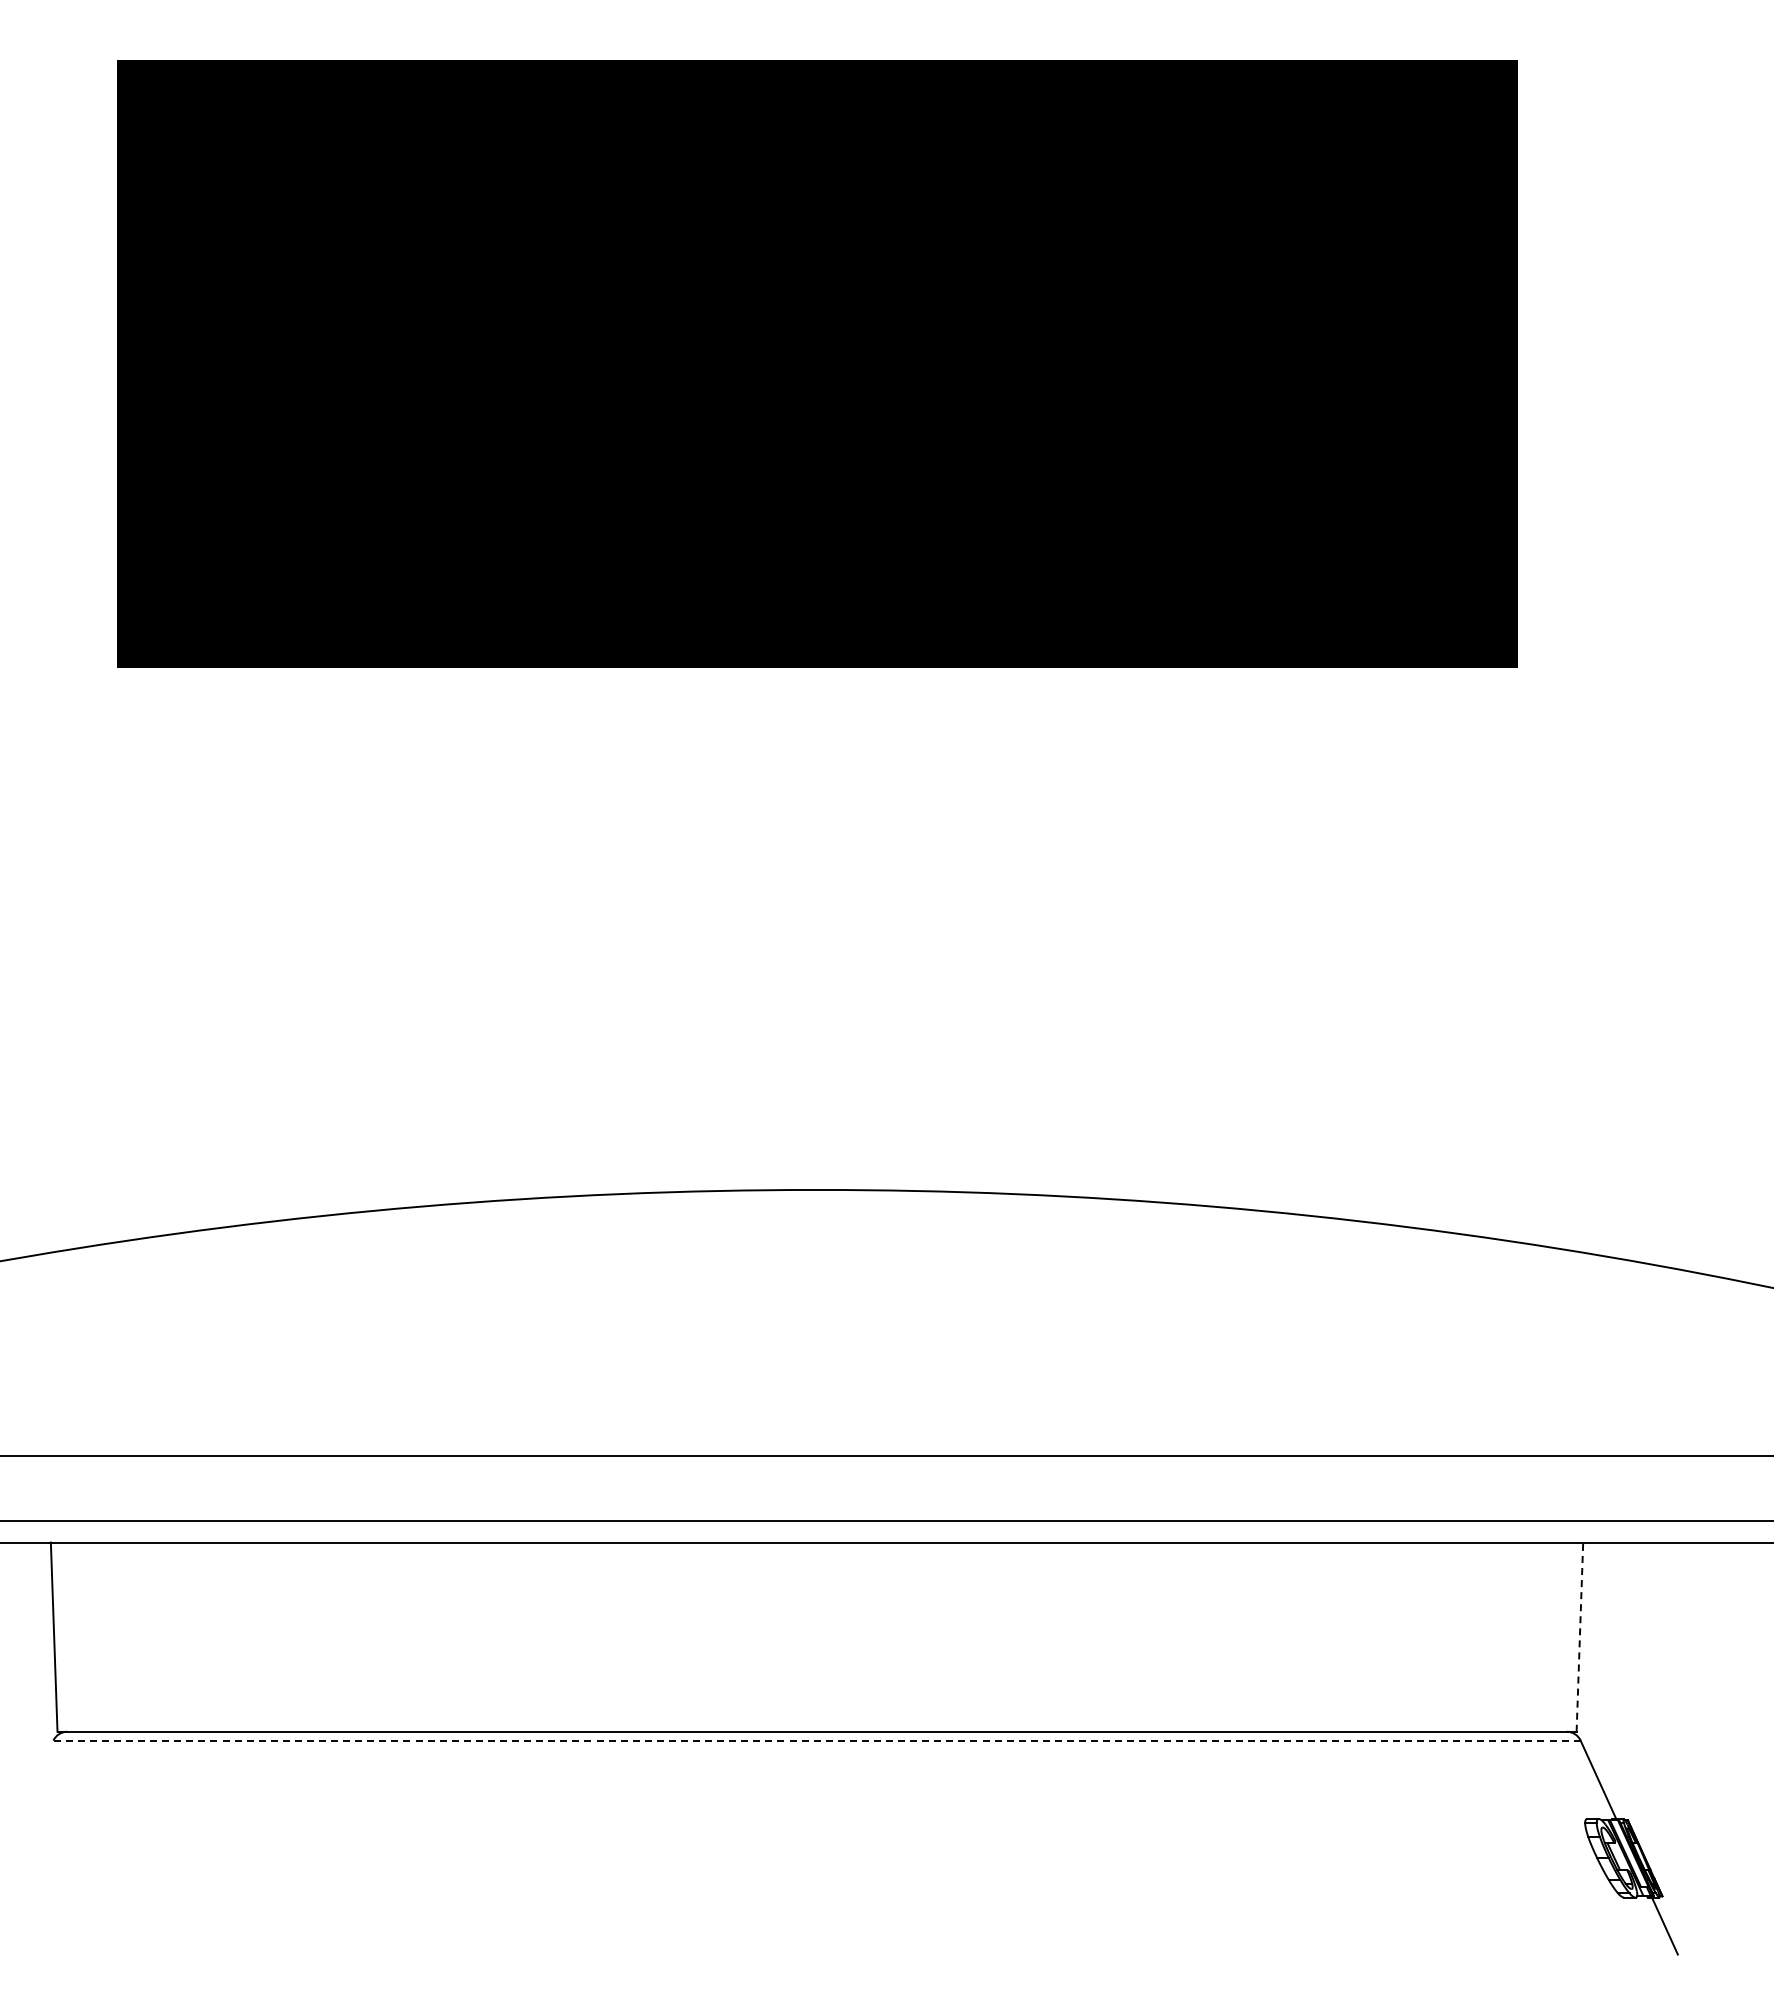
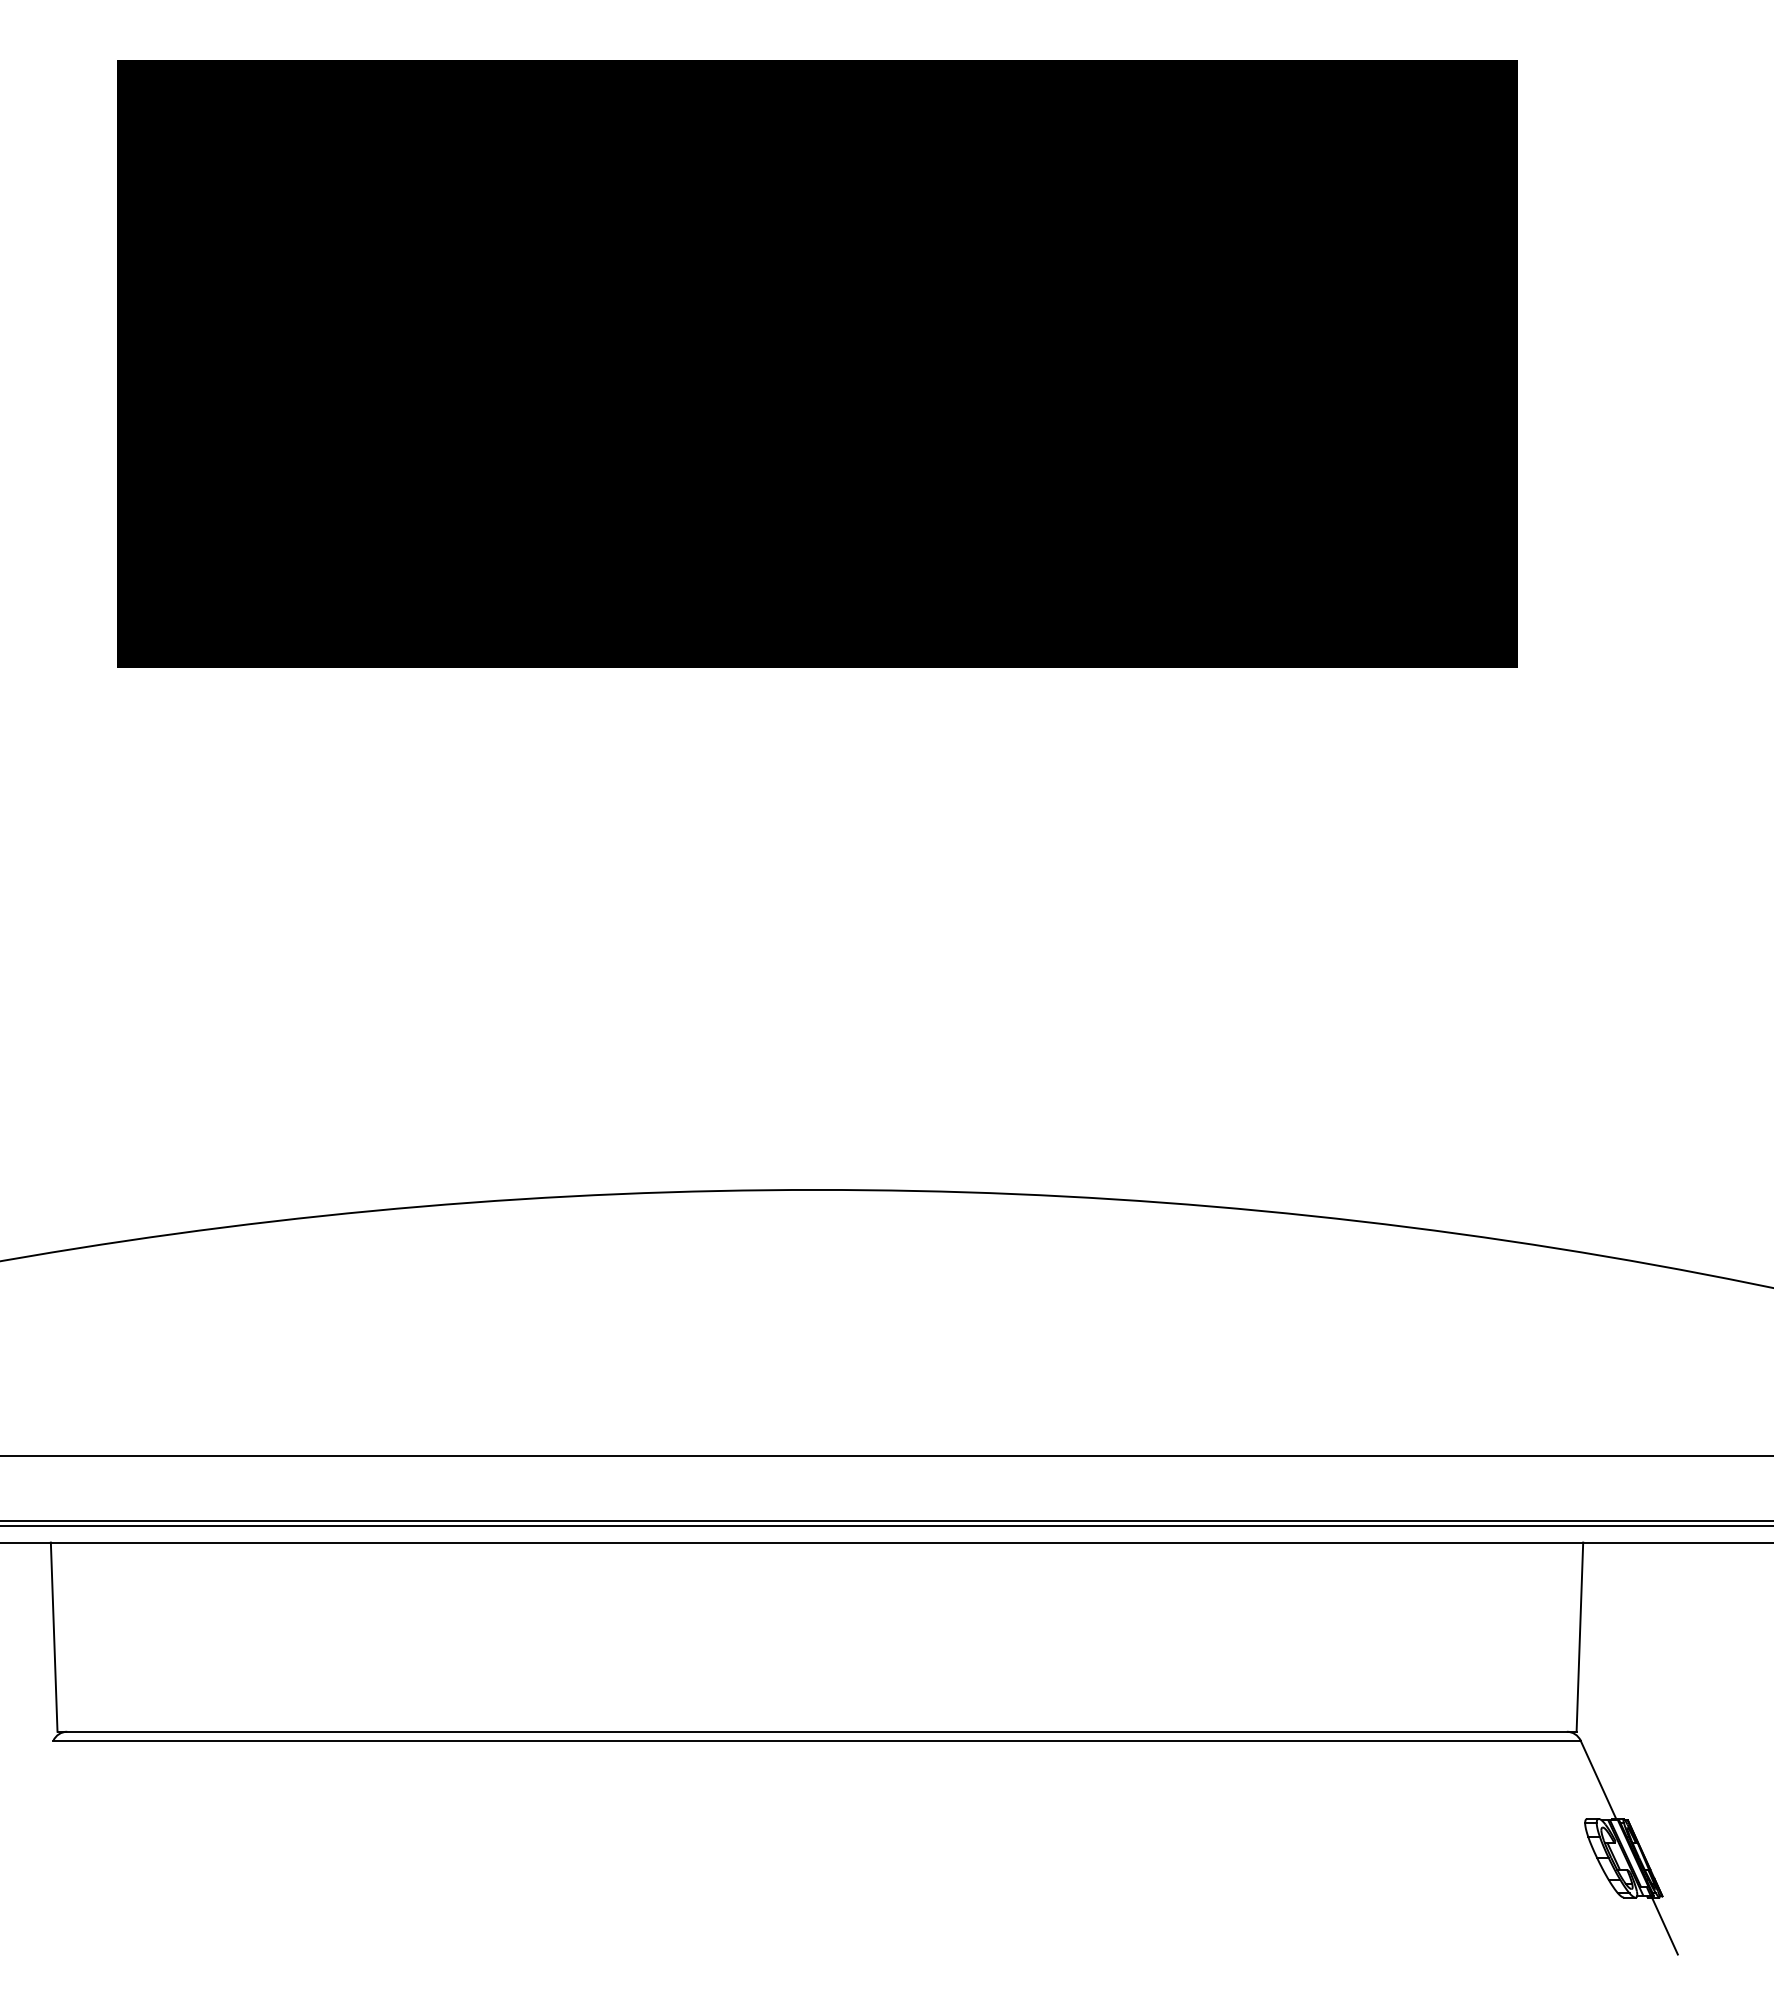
line: none -> present (886, 1525)
line: dashed -> solid (1579, 1637)
line: dashed -> solid (817, 1740)
